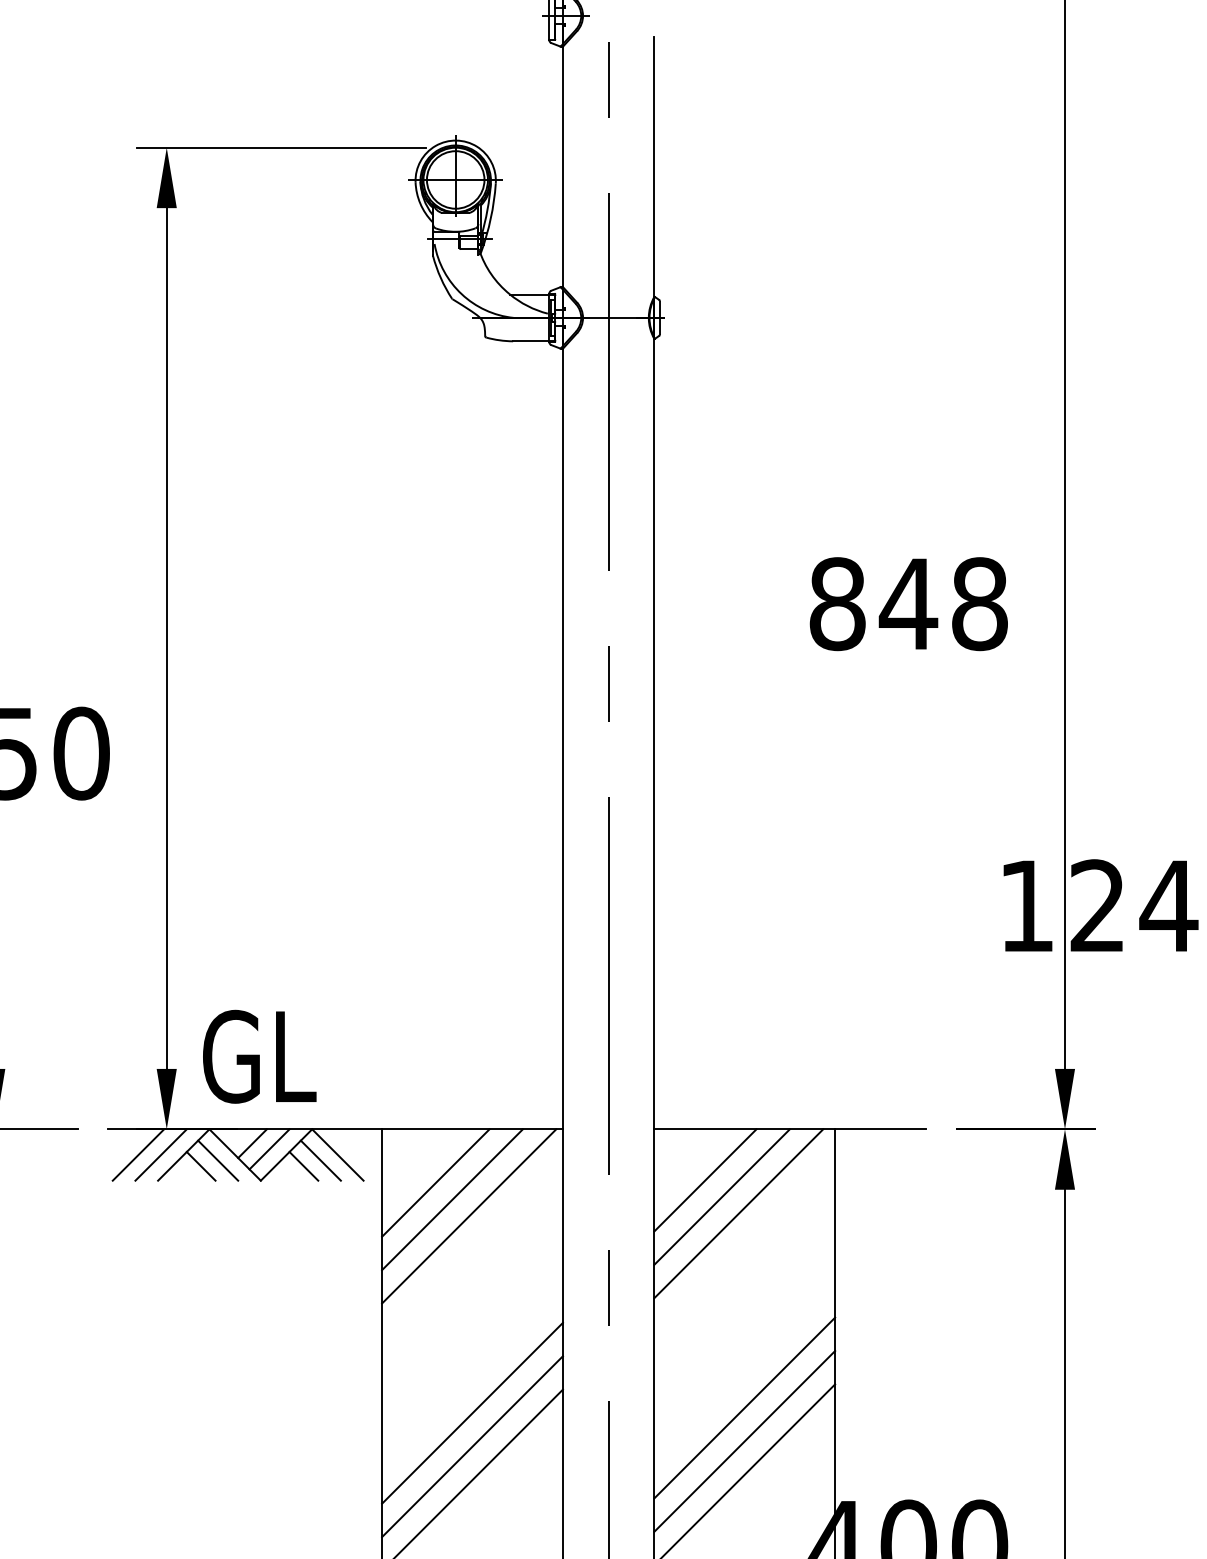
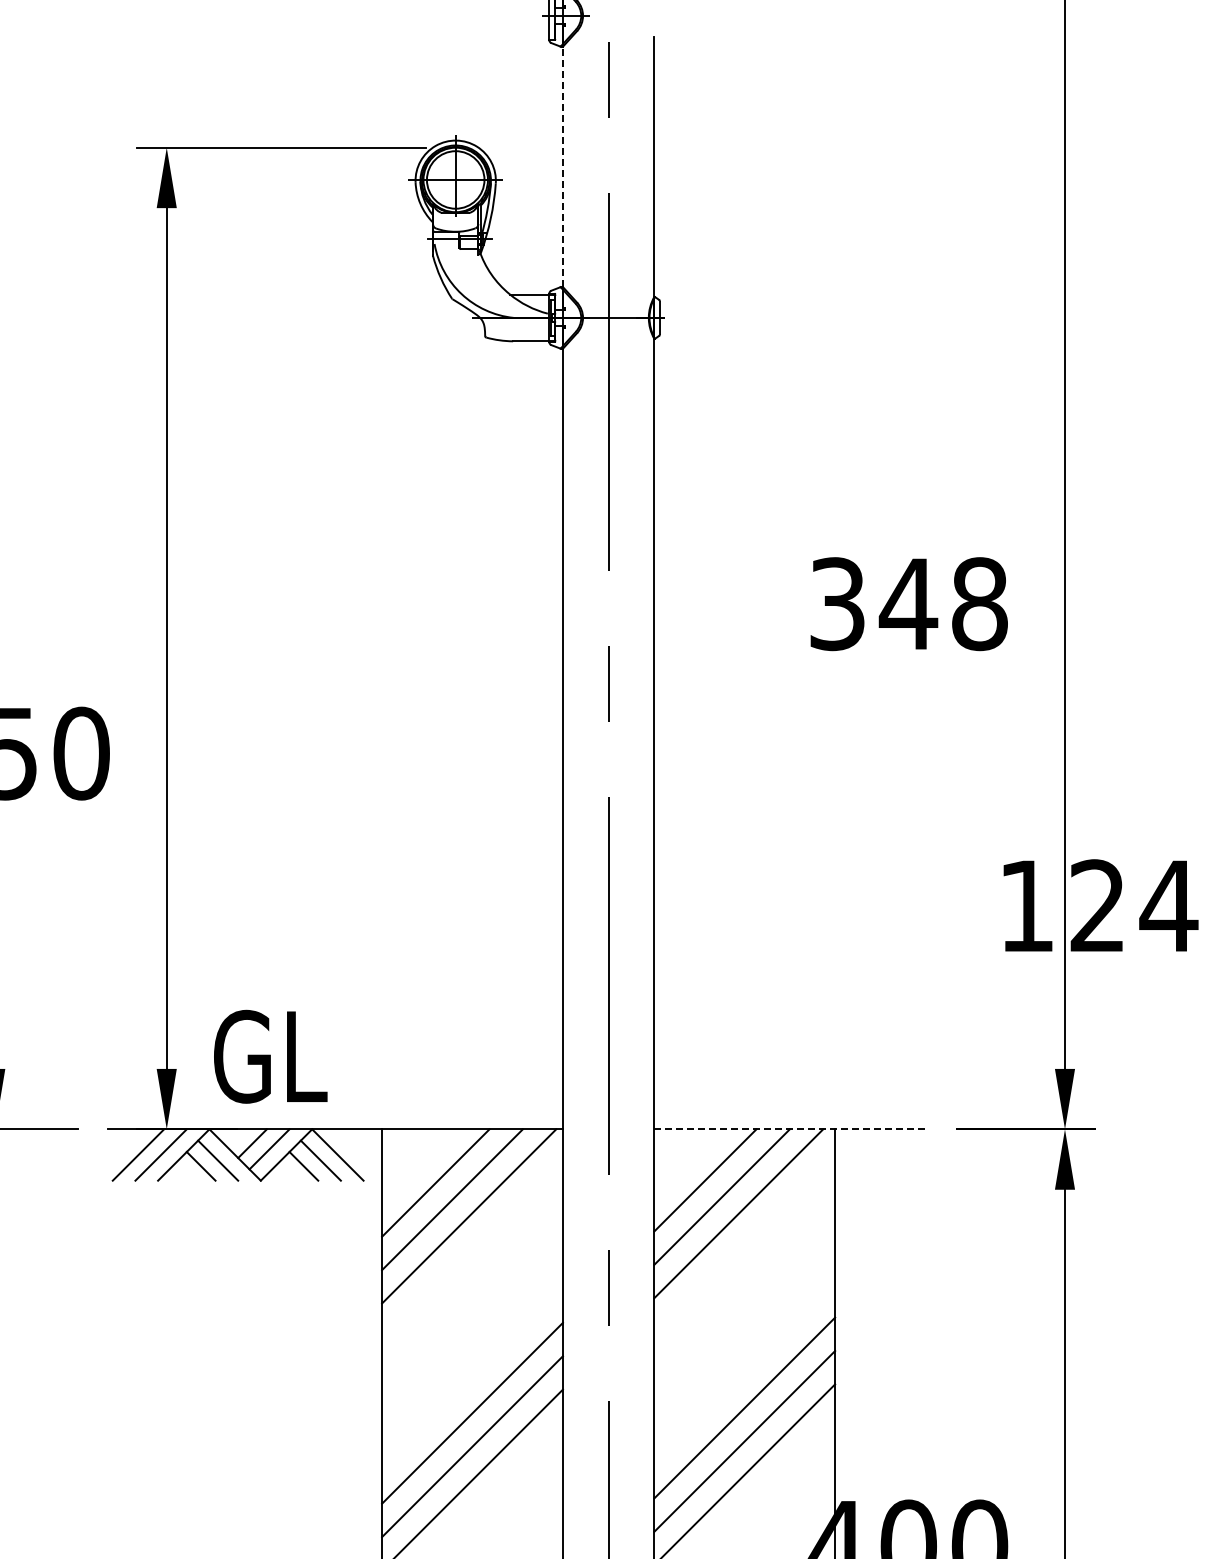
line: solid -> dashed (562, 166)
text: 848 -> 348 (837, 604)
text position: (259, 1056) -> (270, 1056) (270, 1056)
line: solid -> dashed (790, 1129)
